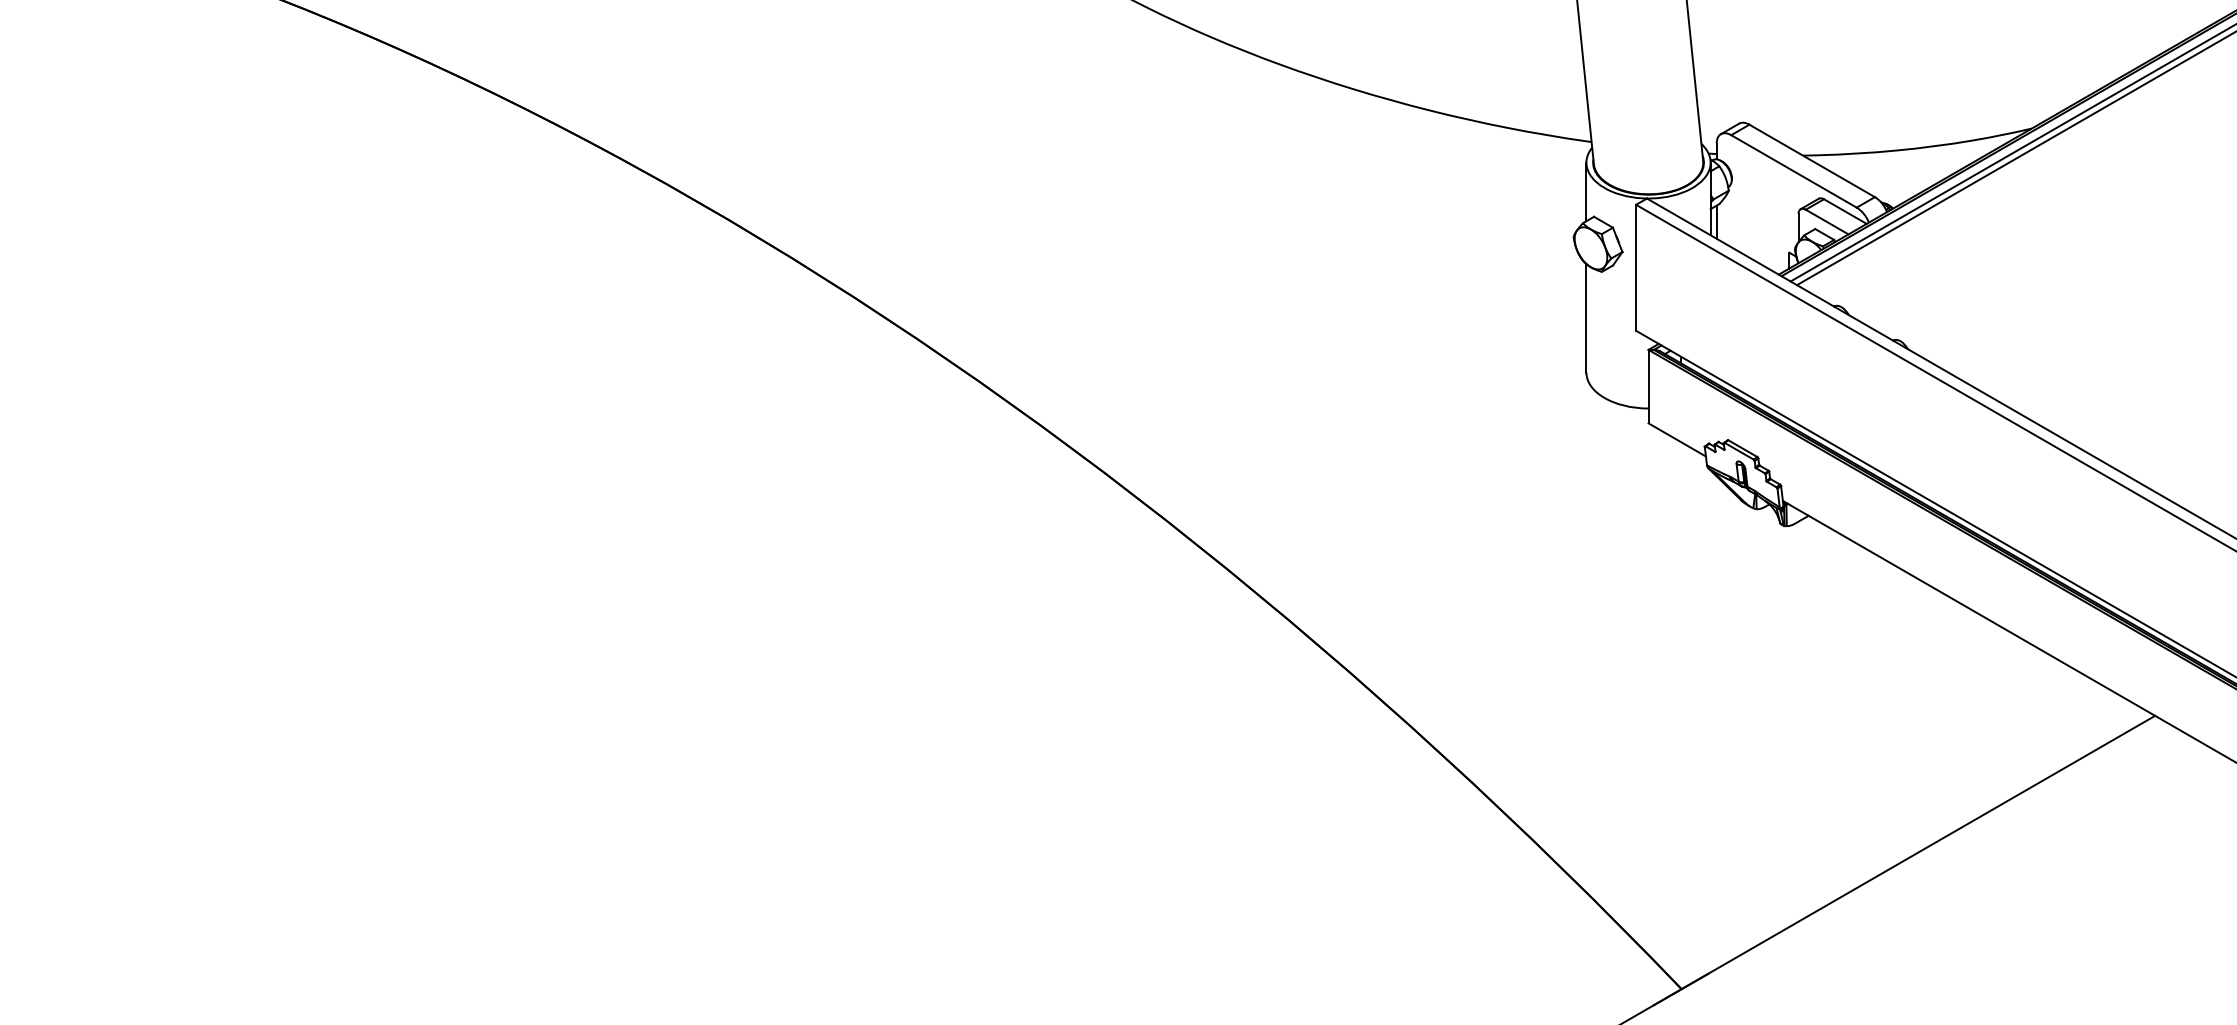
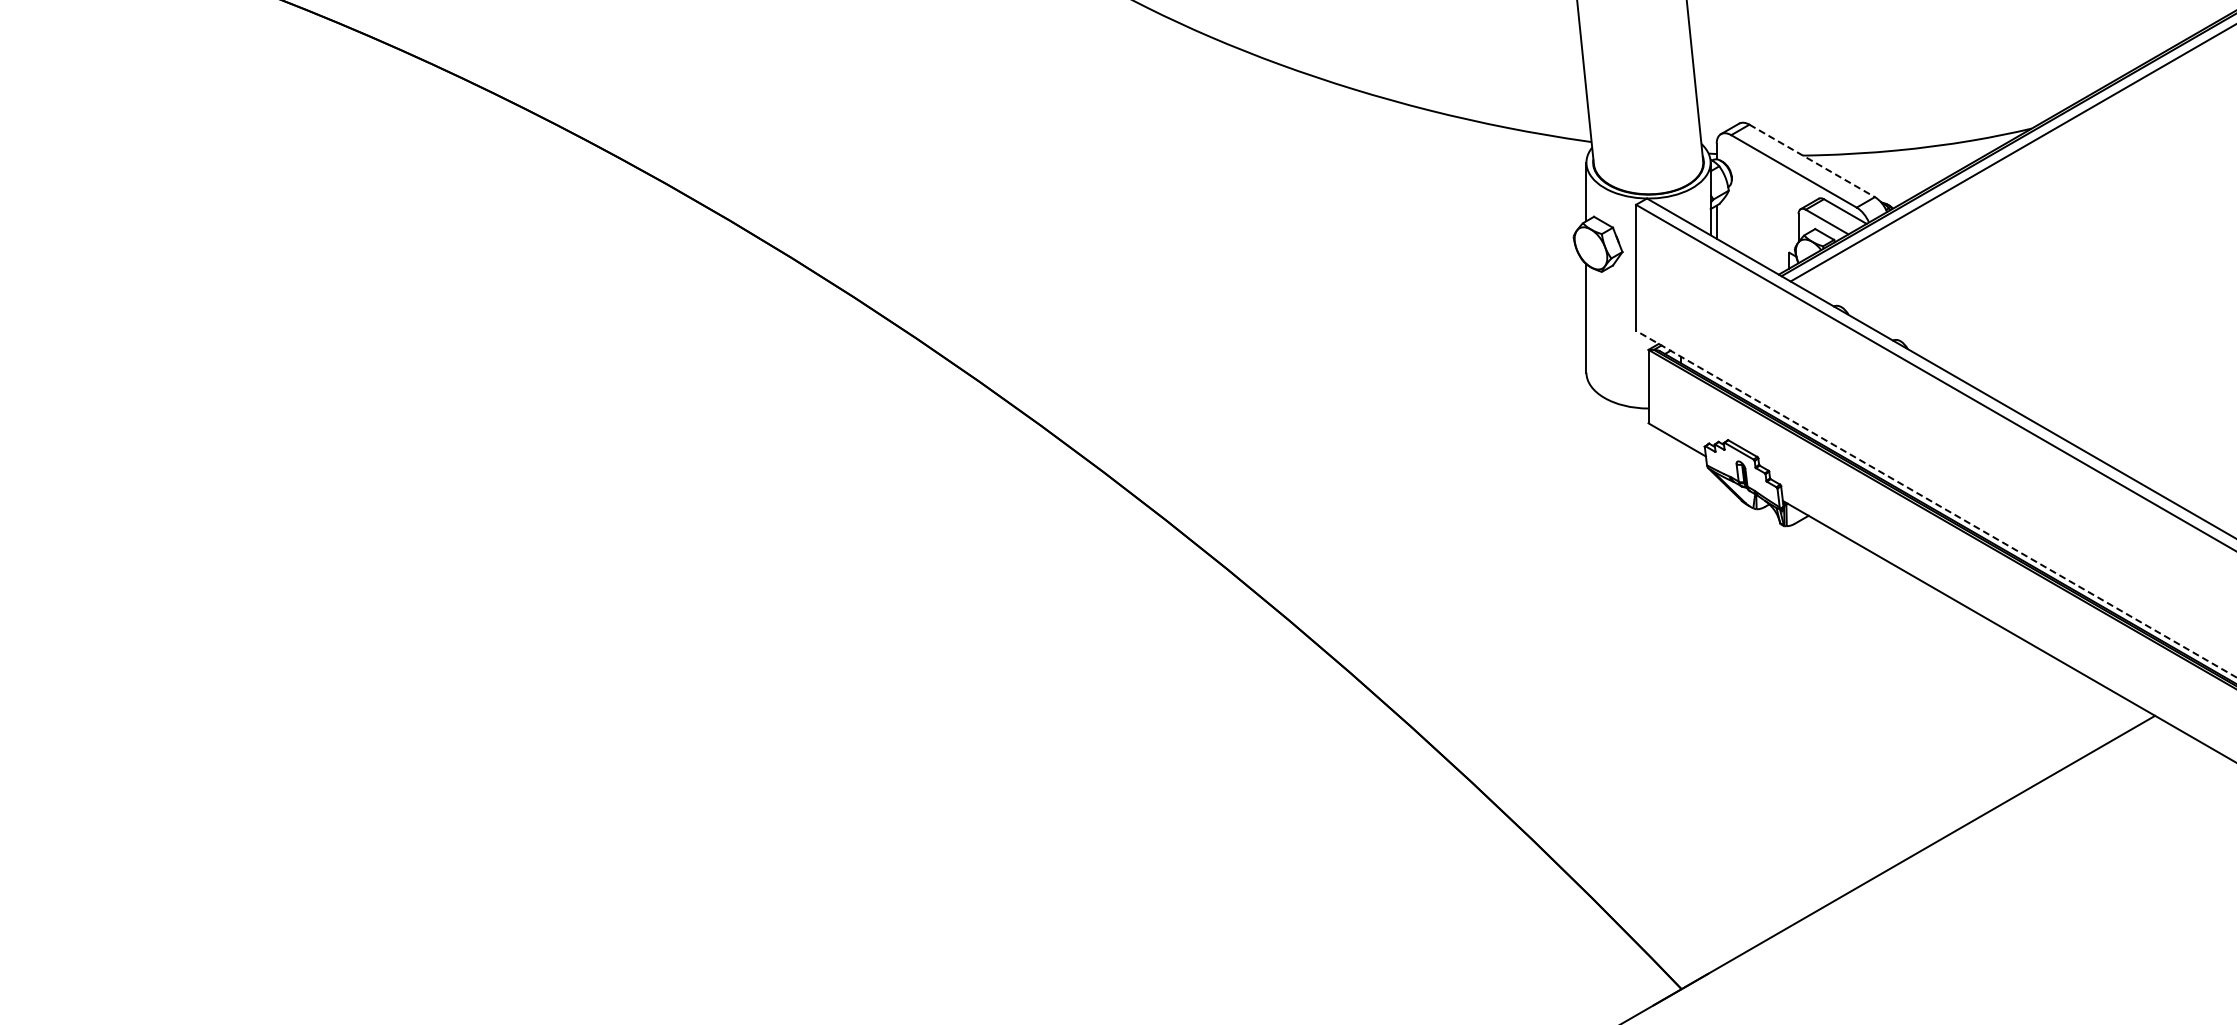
line: present -> none (2015, 158)
line: solid -> dashed (1812, 161)
line: solid -> dashed (1936, 504)
